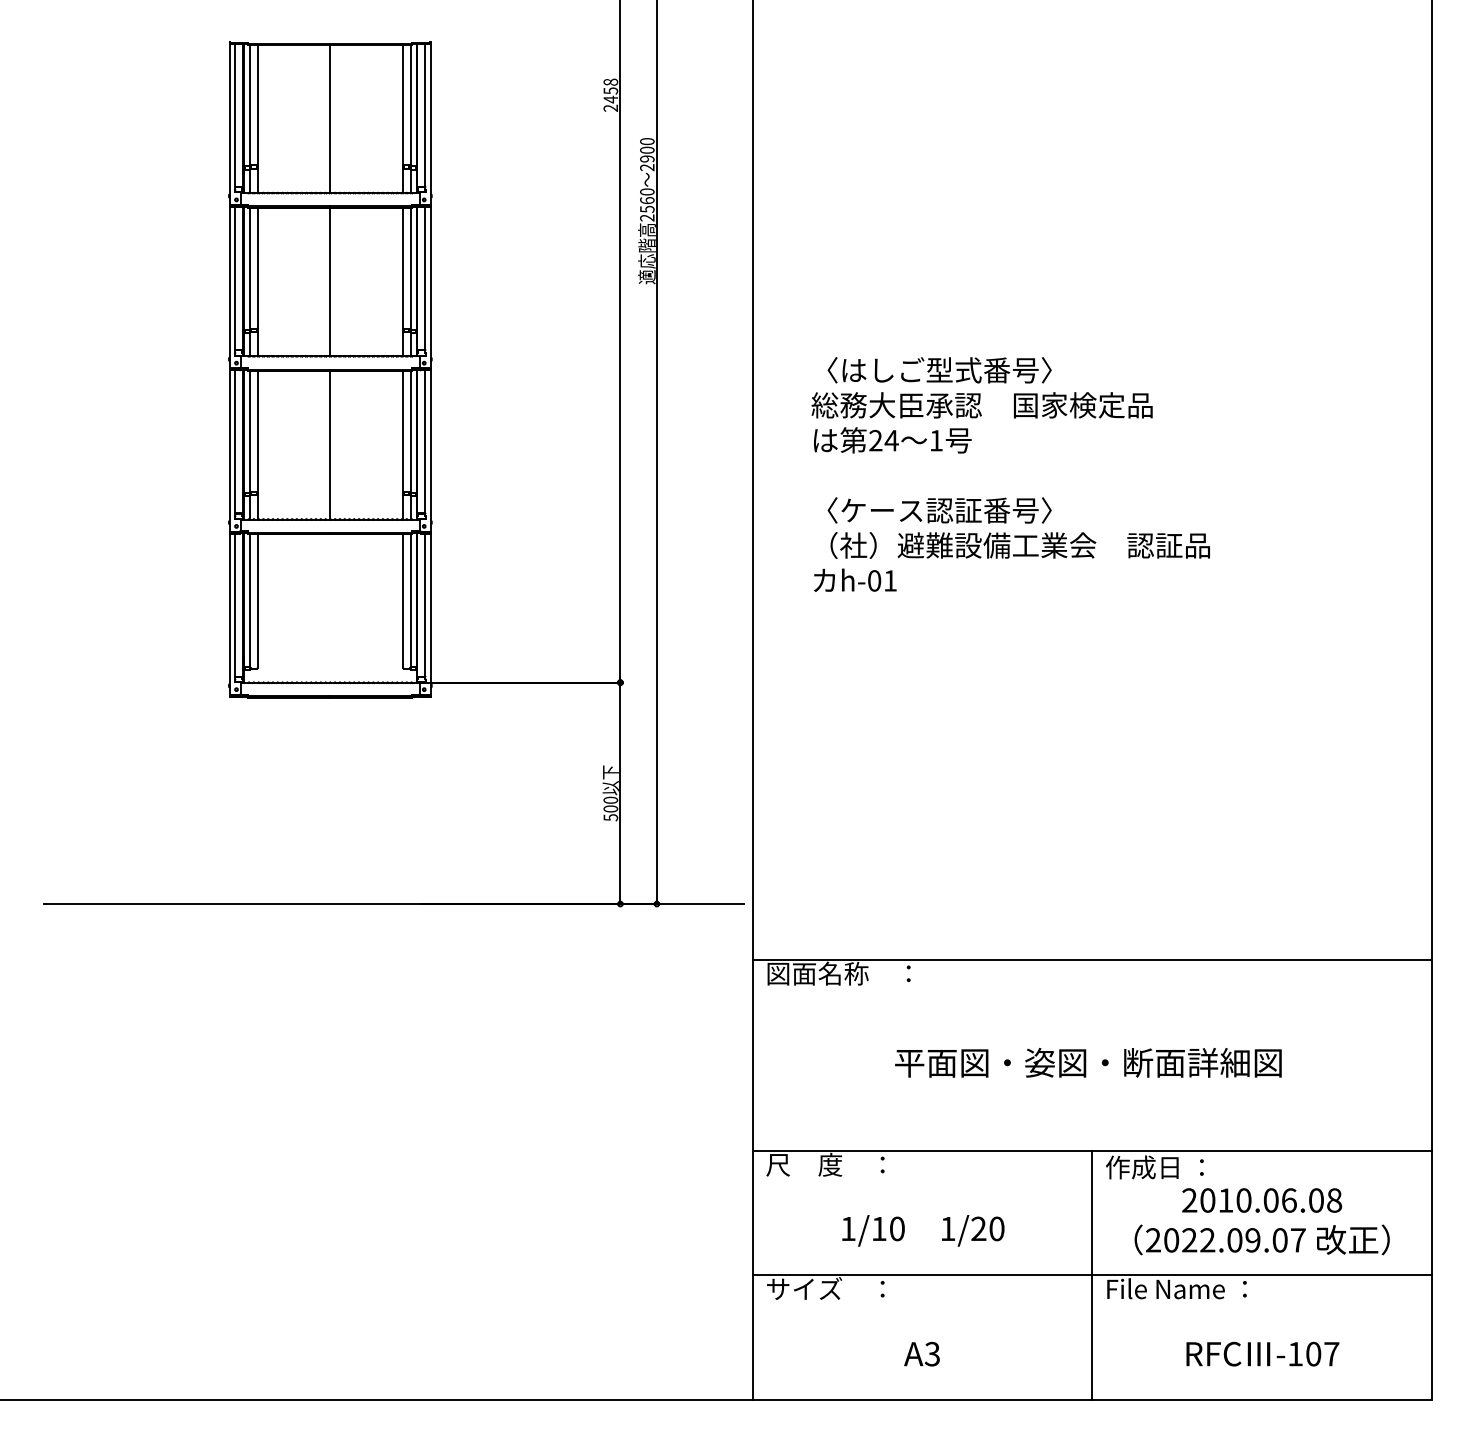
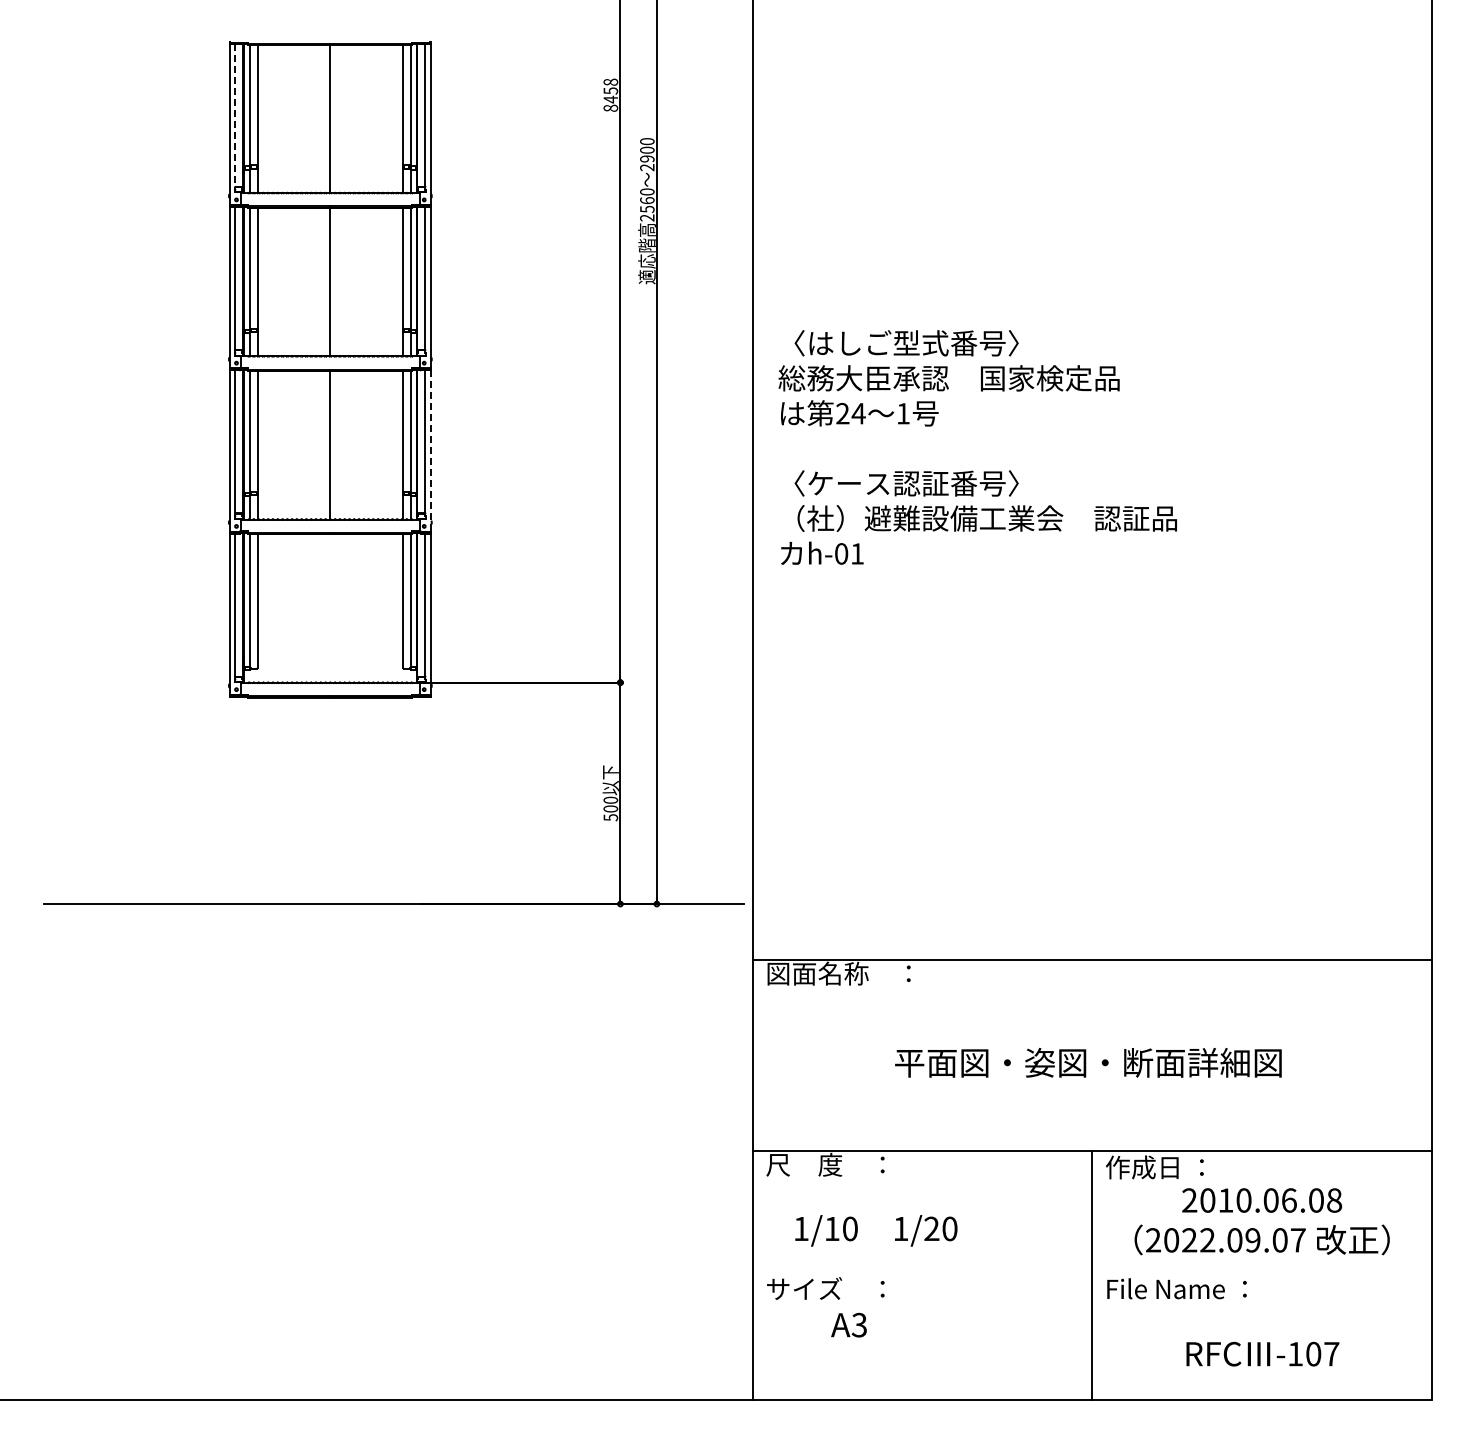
text: 2458 -> 8458 (610, 107)
line: solid -> dashed (235, 115)
line: solid -> dashed (431, 451)
text position: (1010, 474) -> (977, 447) (977, 447)
text position: (923, 1230) -> (876, 1230) (876, 1230)
line: present -> none (1092, 1275)
text position: (921, 1353) -> (848, 1324) (848, 1324)
